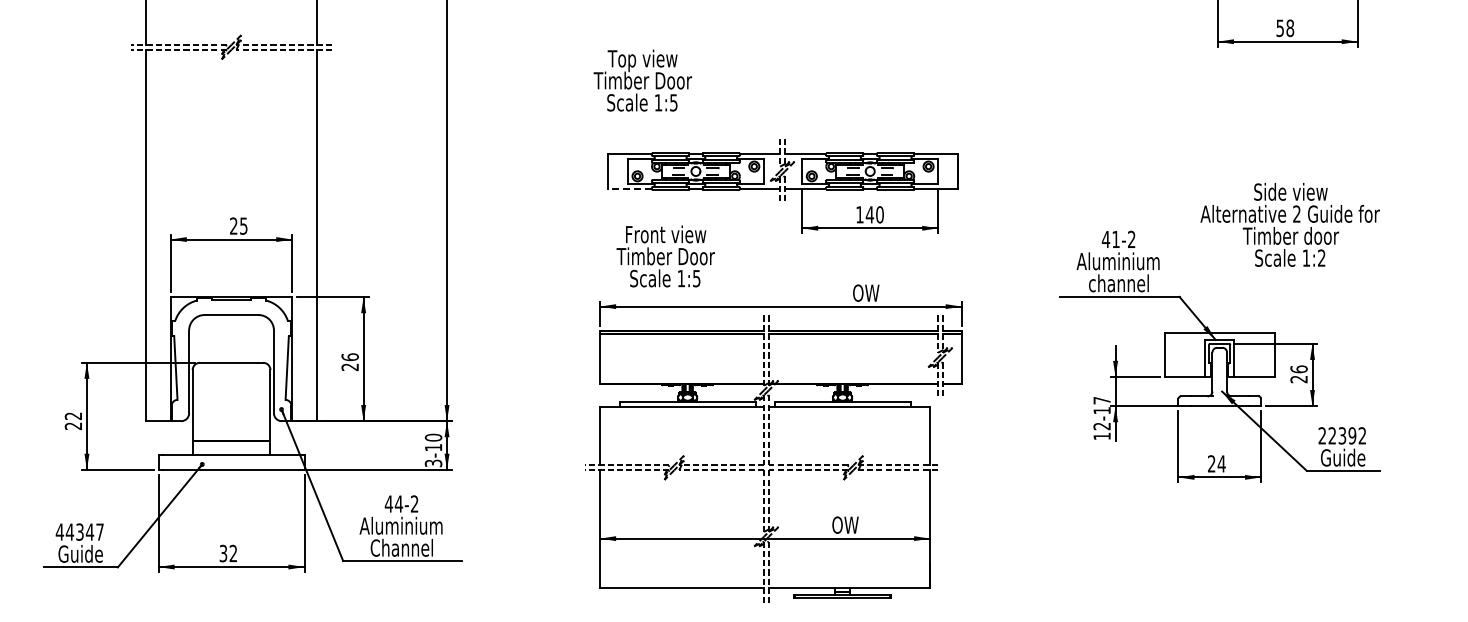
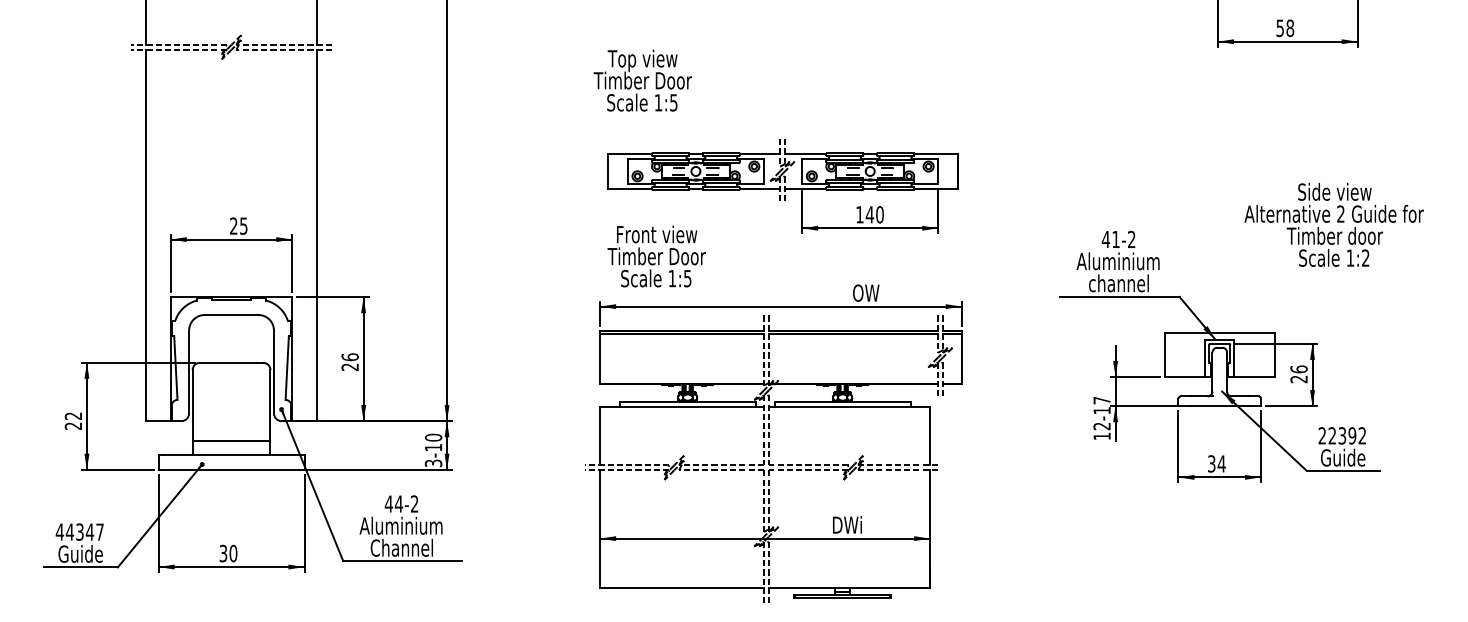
line: dashed -> solid (630, 188)
text position: (1289, 224) -> (1333, 224) (1333, 224)
text position: (665, 256) -> (656, 256) (656, 256)
text: 24 -> 34 (1211, 463)
text: OW -> DWi (846, 524)
text: 32 -> 30 (233, 553)
